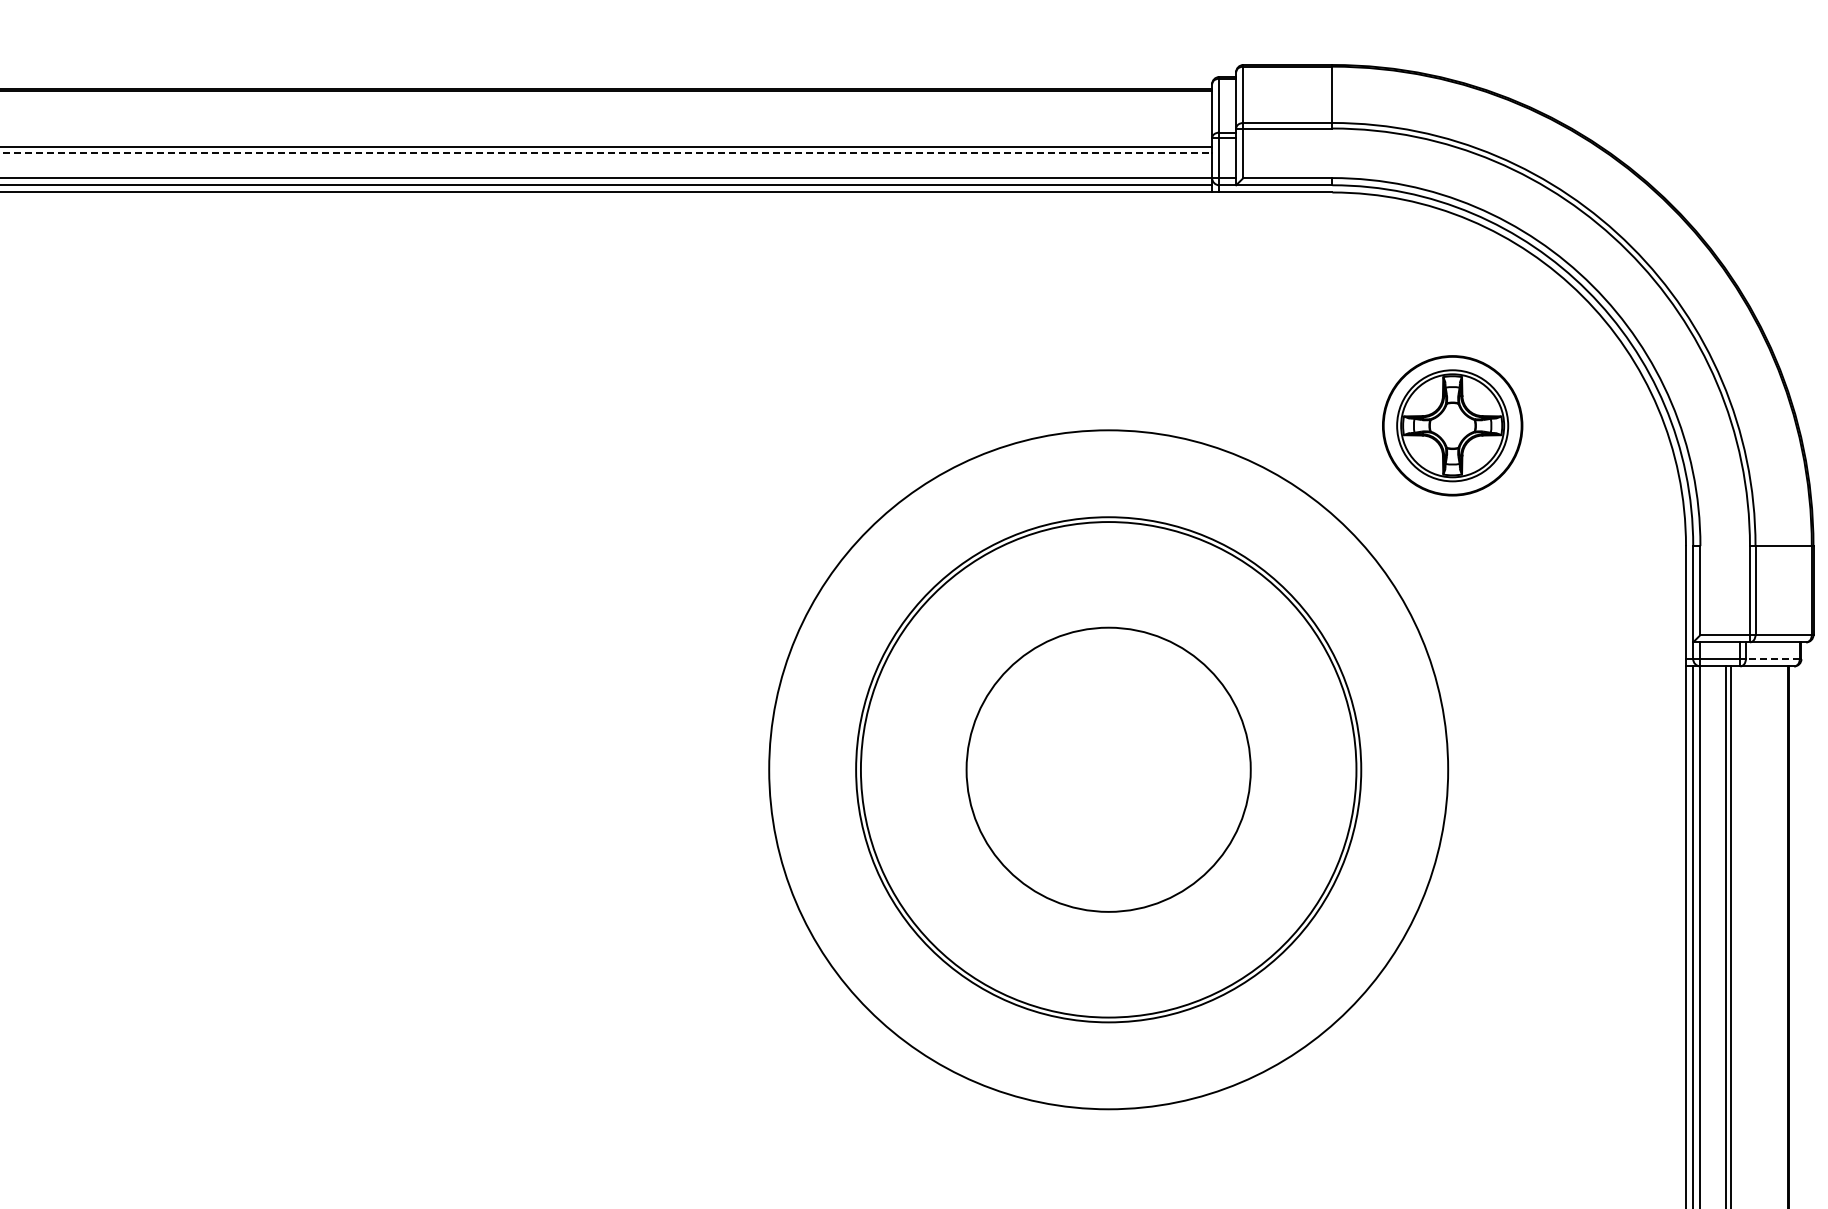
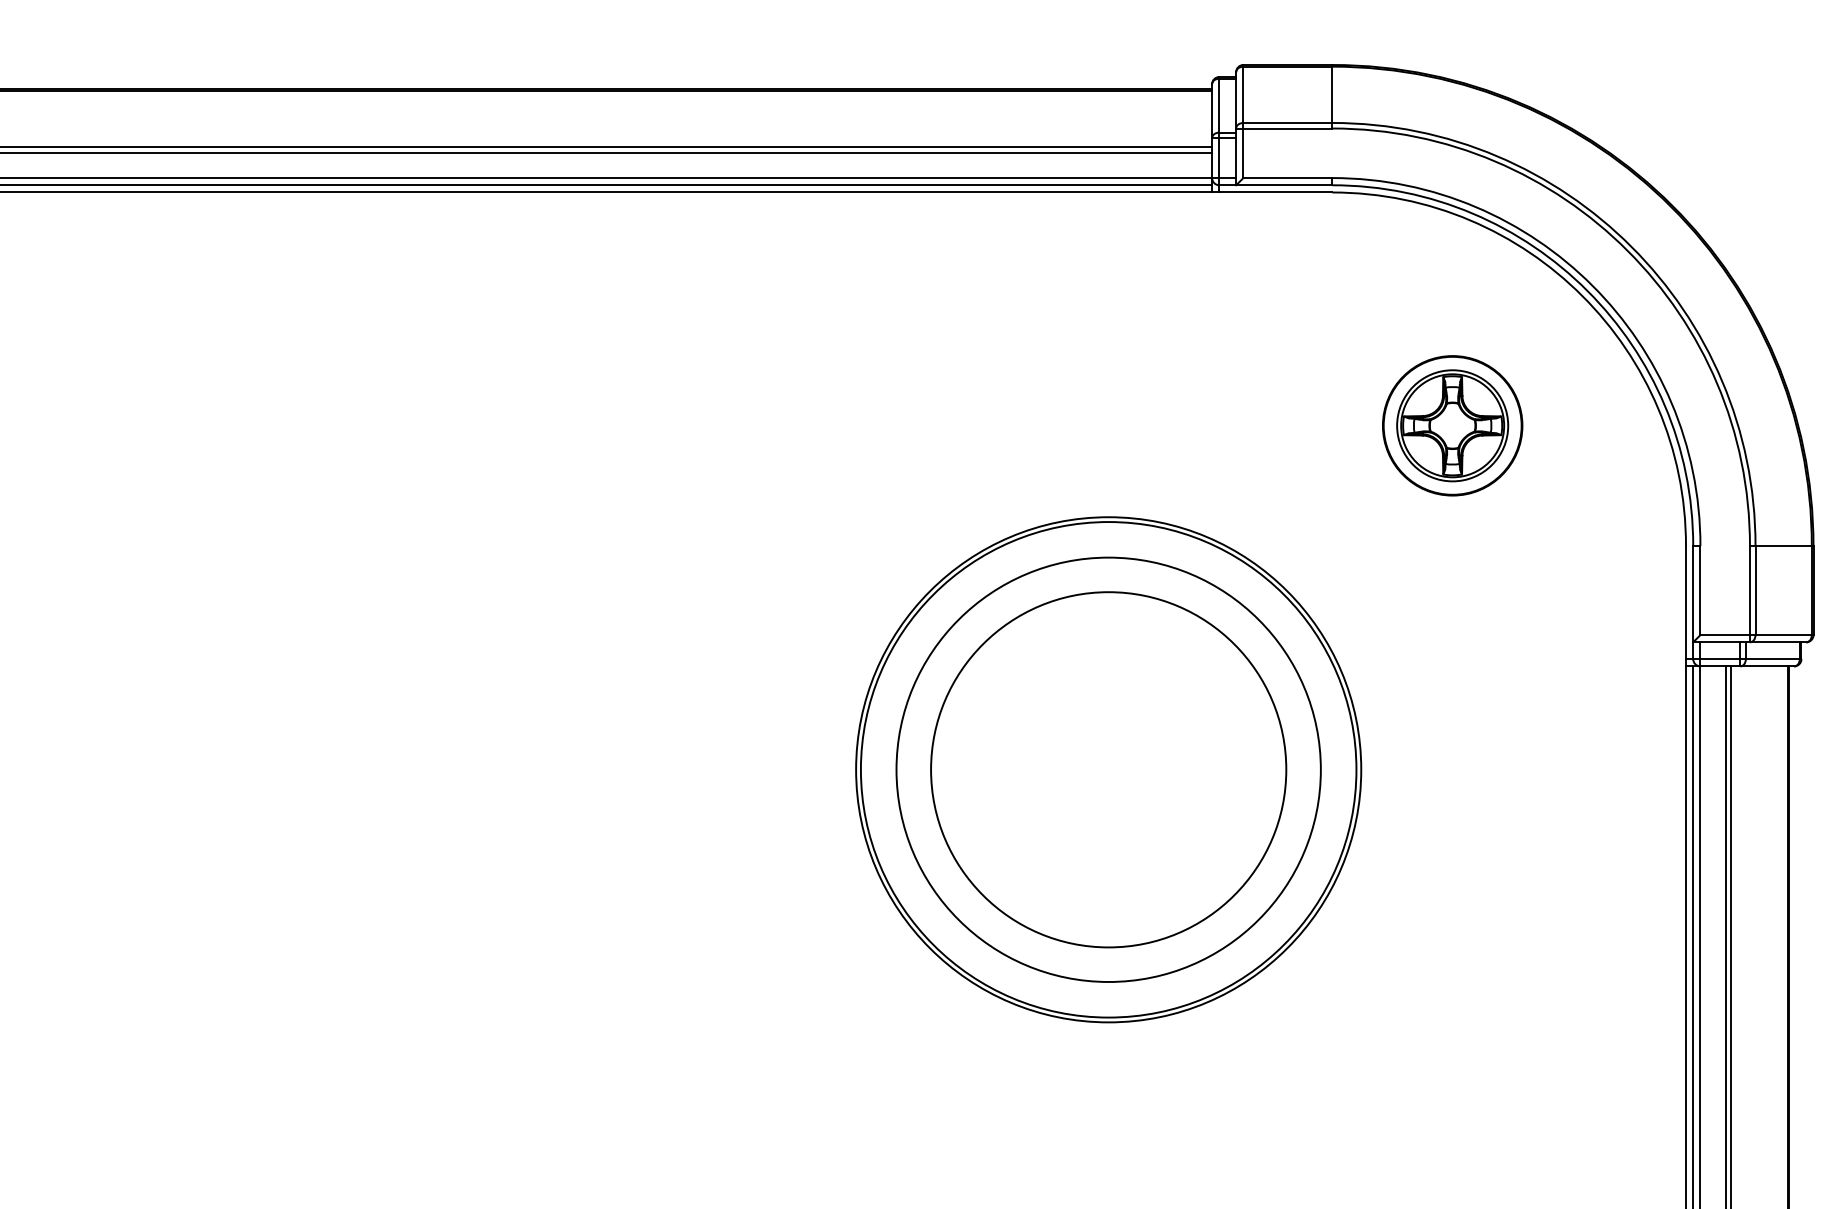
line: dashed -> solid (606, 152)
line: dashed -> solid (1772, 659)
circle diameter: 284 px -> 355 px (1108, 769)
circle diameter: 679 px -> 424 px (1108, 769)
